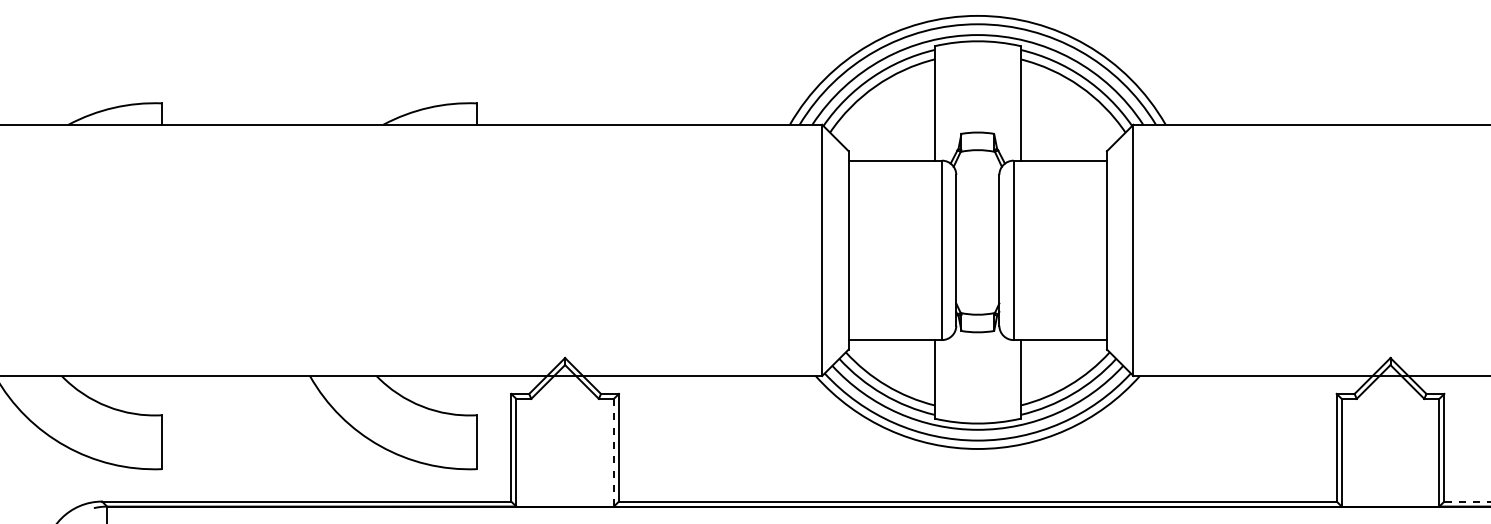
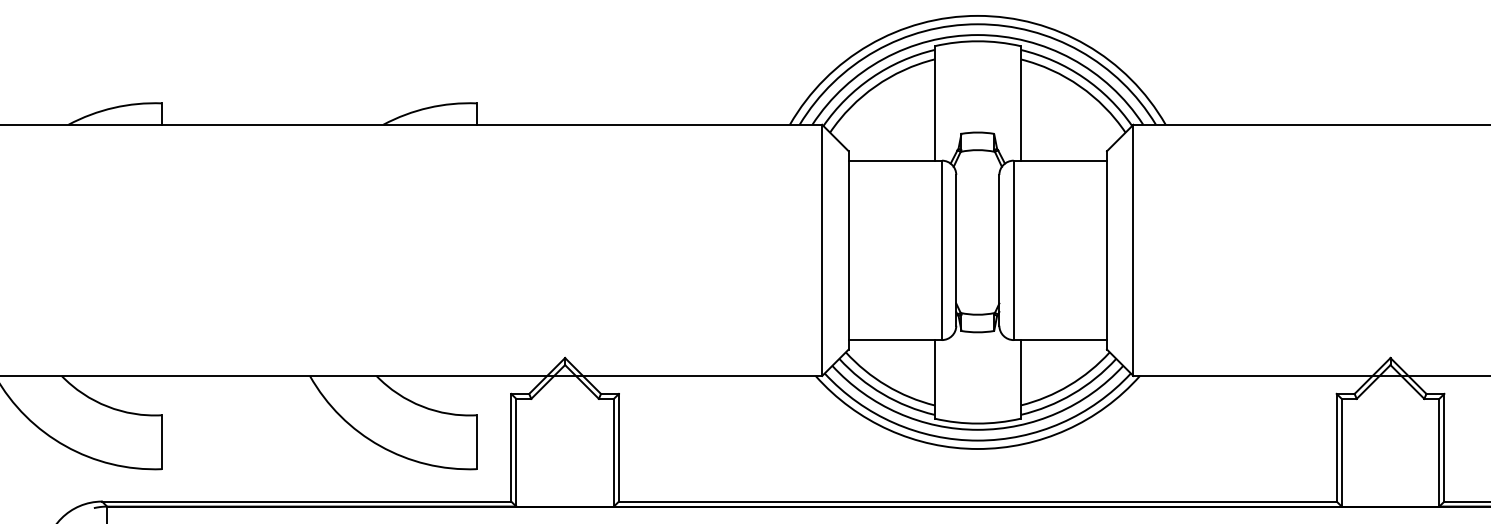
line: dashed -> solid (613, 452)
line: dashed -> solid (1467, 501)
